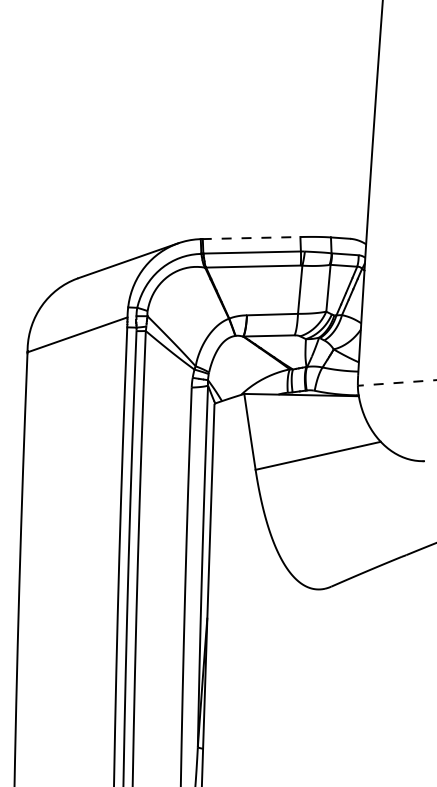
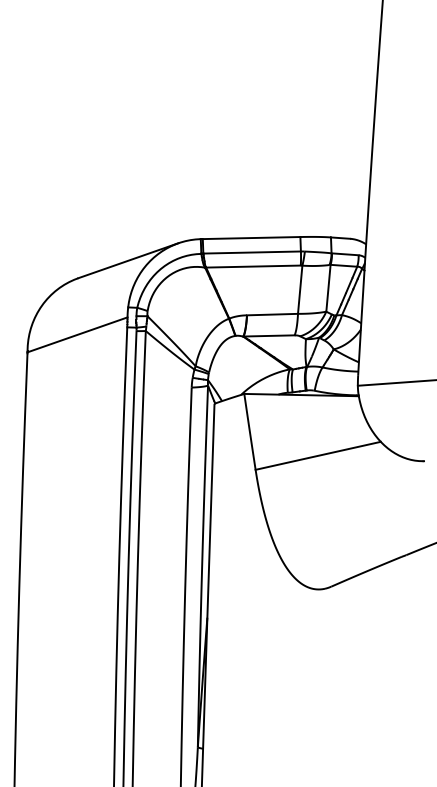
line: dashed -> solid (251, 238)
line: dashed -> solid (396, 382)
